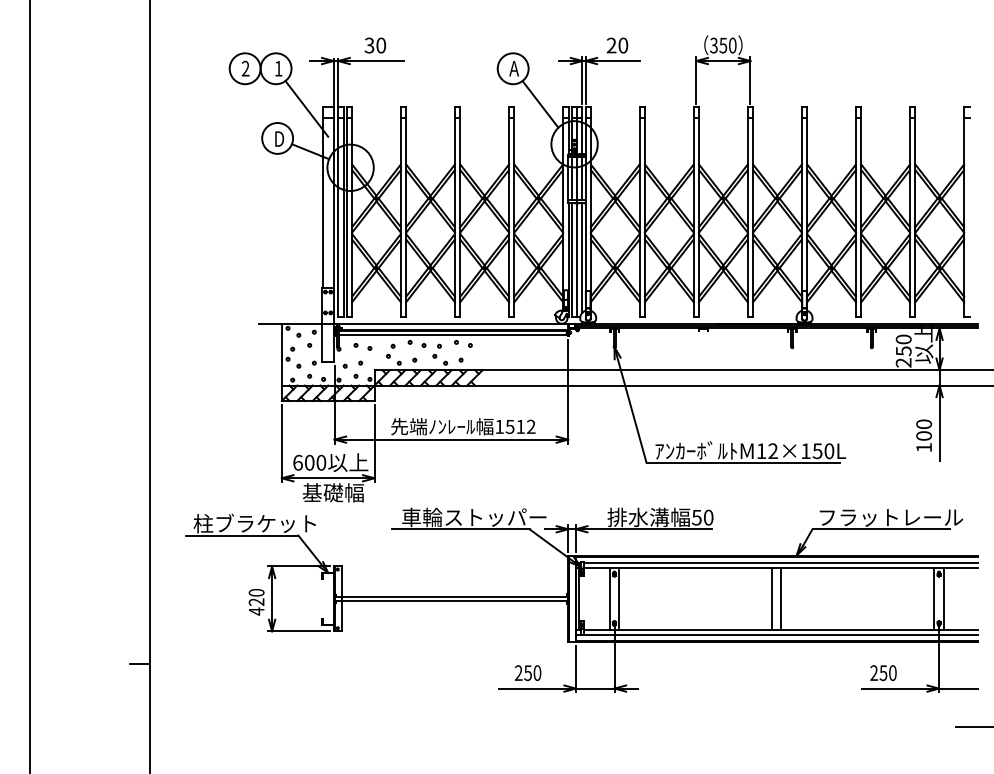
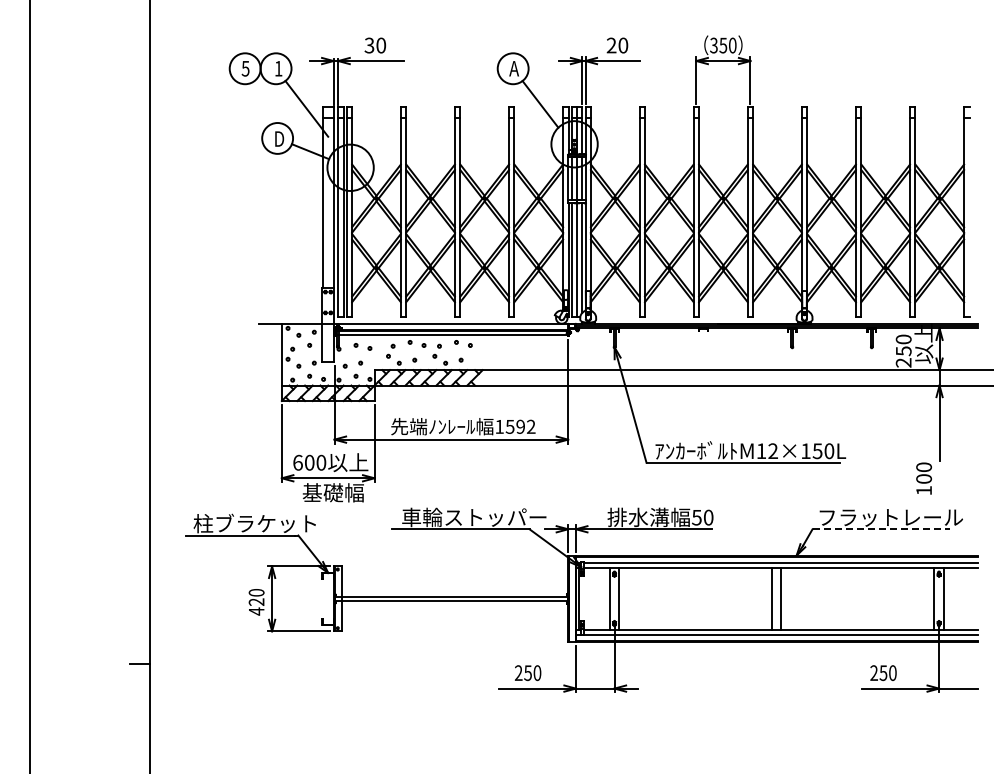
text: 2 -> 5 (245, 68)
text: 1512 -> 1592 (520, 426)
text position: (923, 435) -> (923, 478) (923, 478)
line: solid -> dashed (881, 529)
line: present -> none (973, 727)
